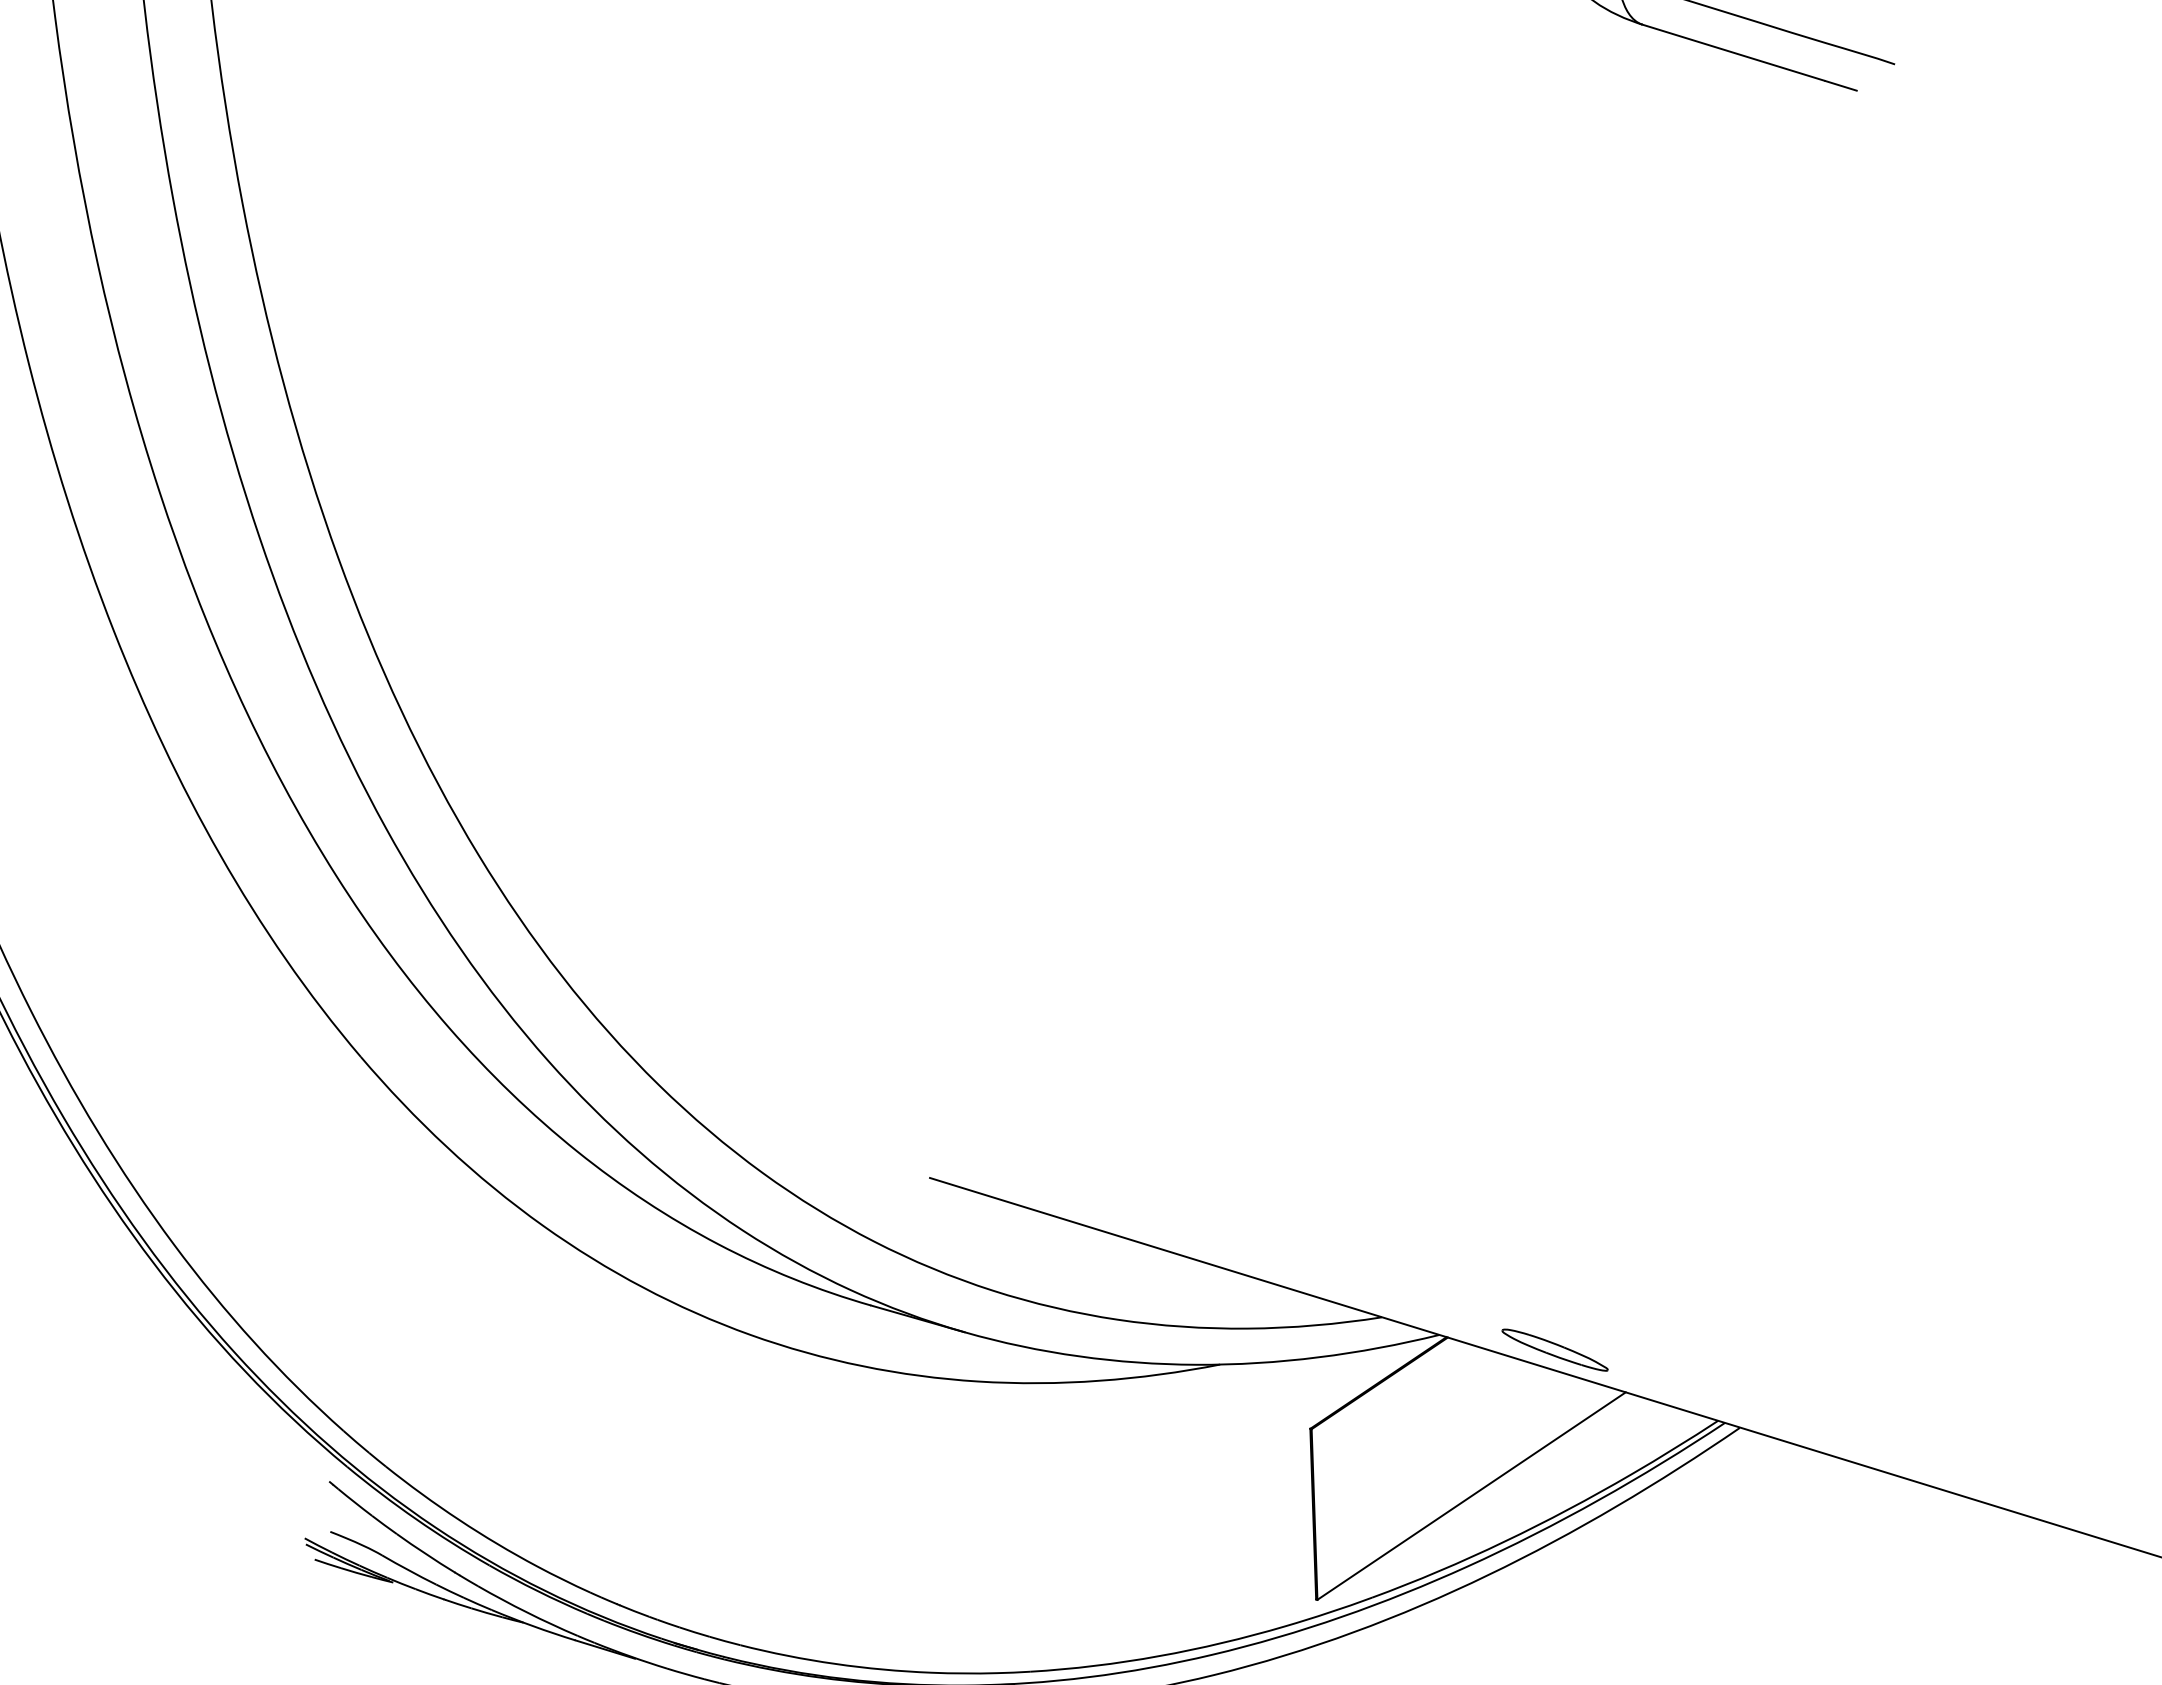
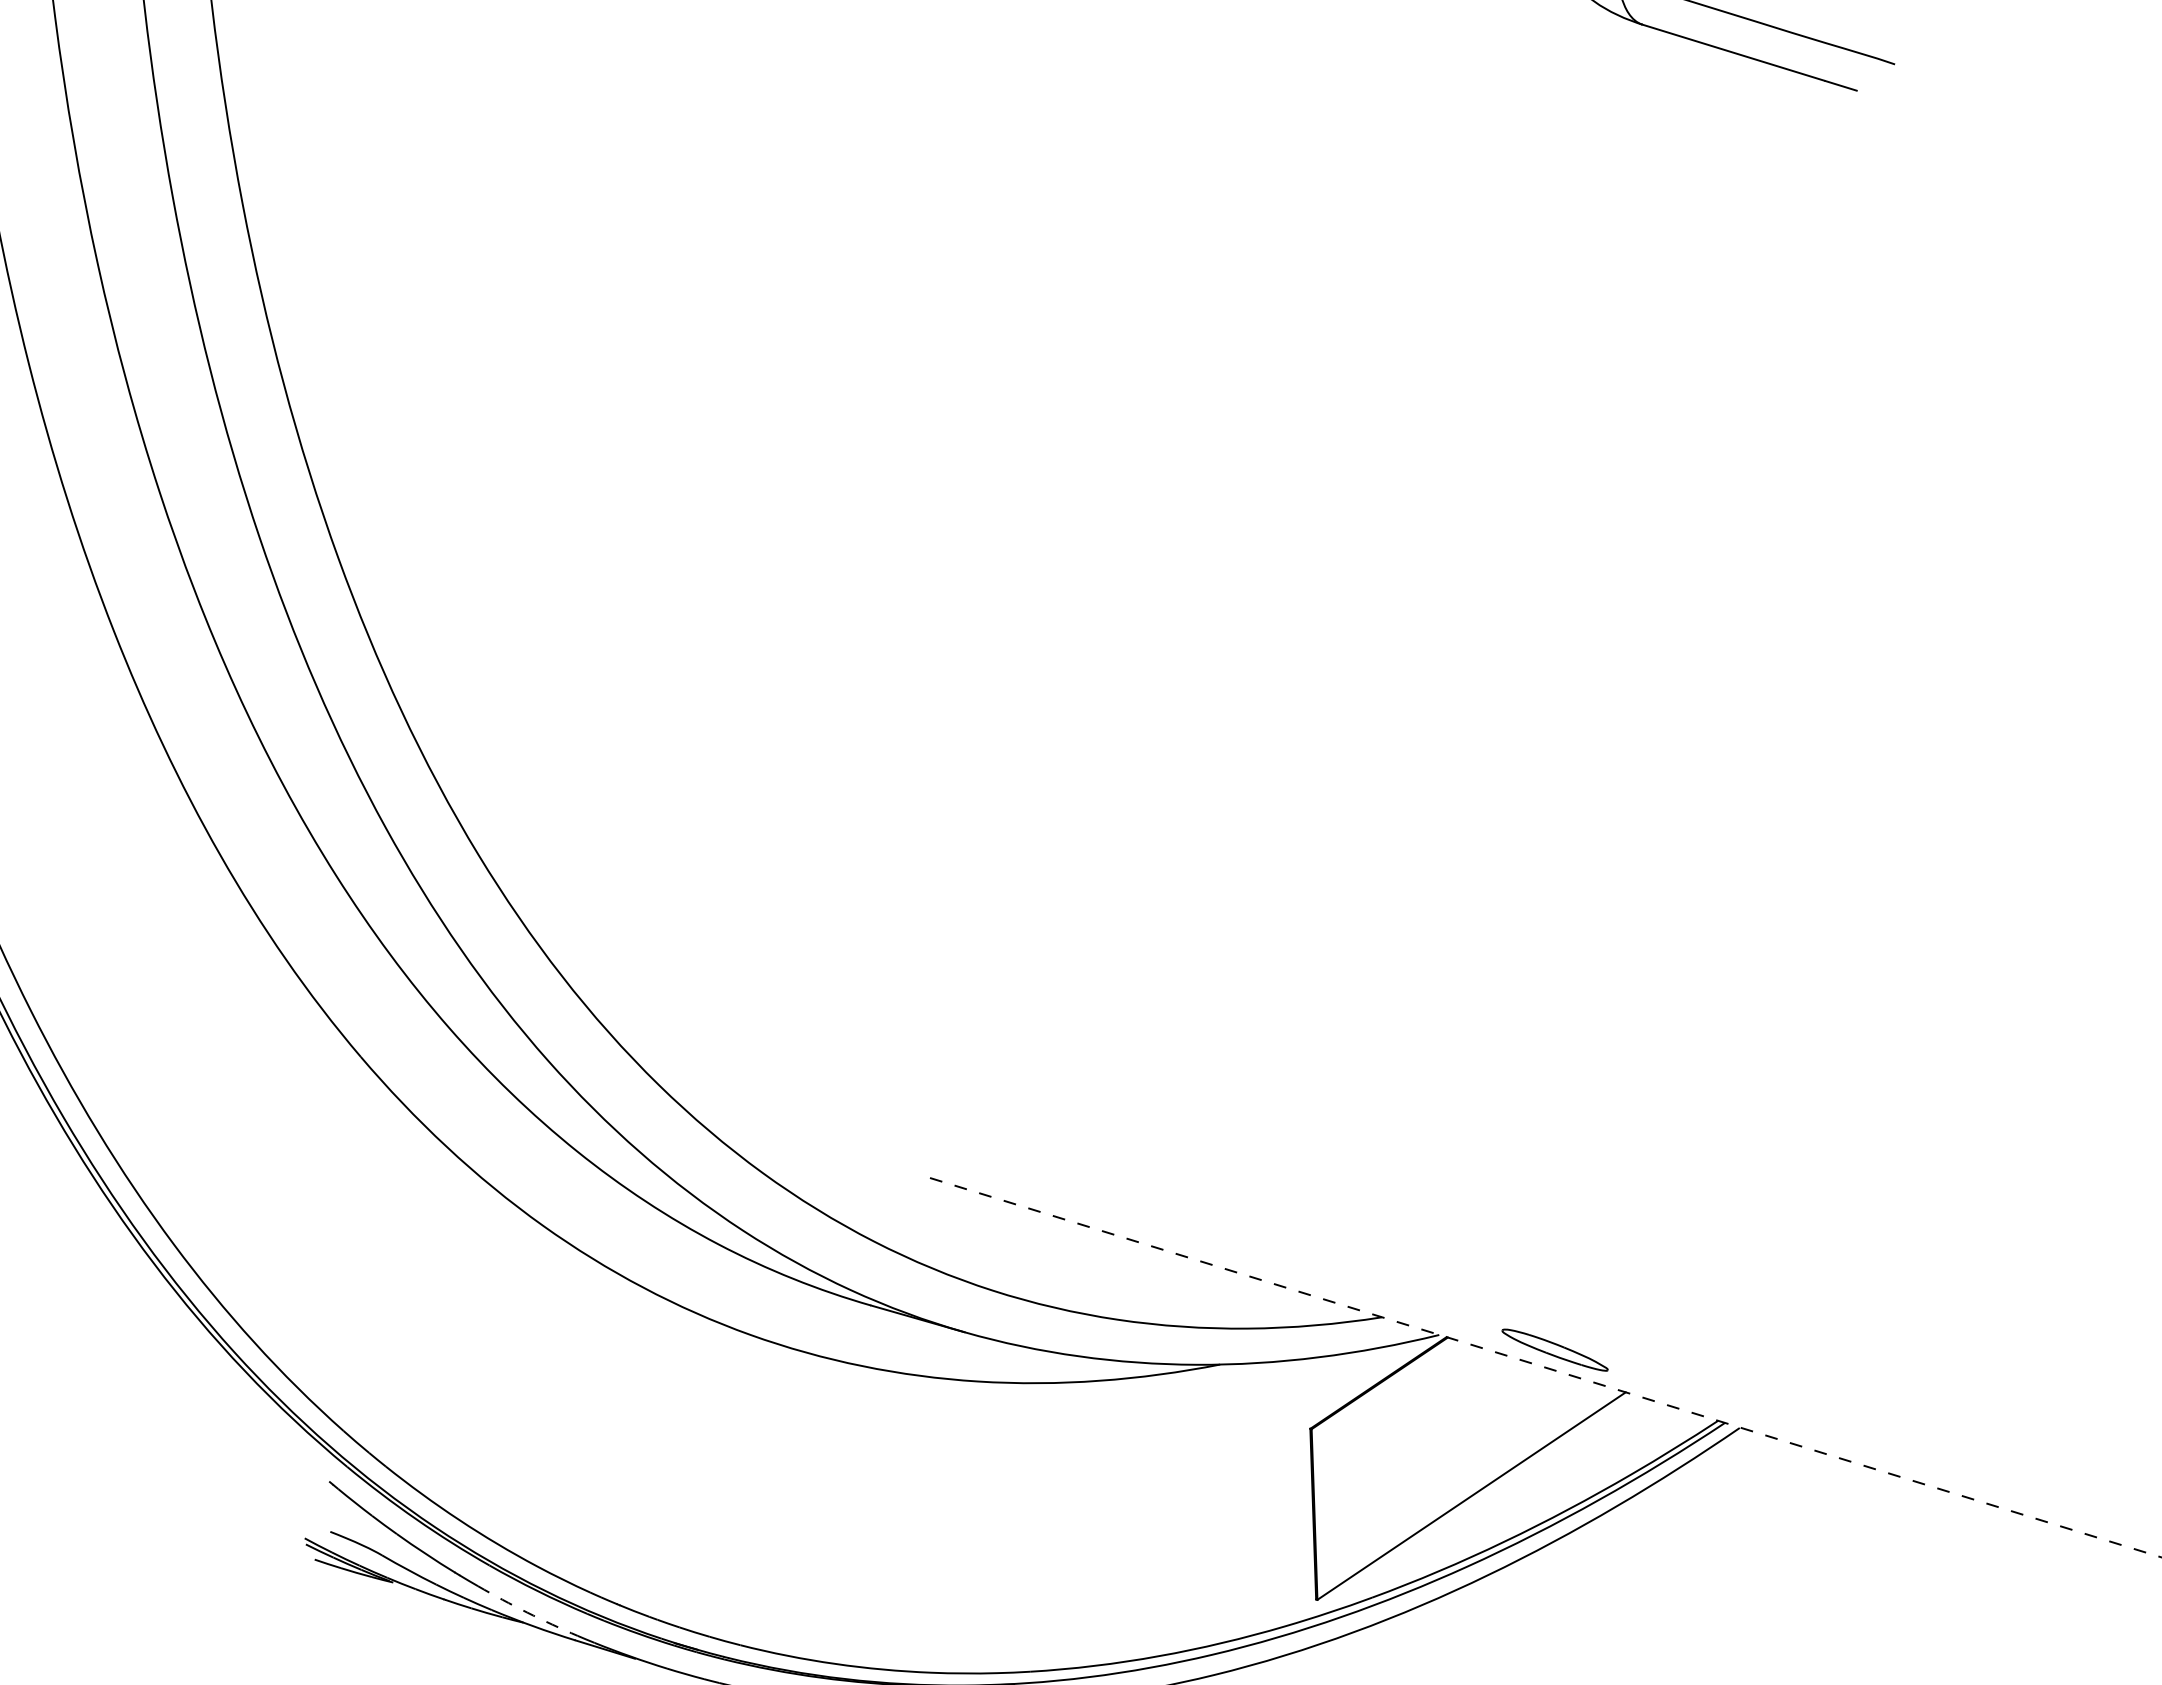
line: solid -> dashed (1546, 1367)
arc: solid -> dashed (527, 1612)
